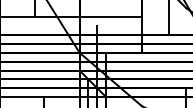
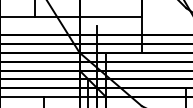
line: present -> none (168, 18)
